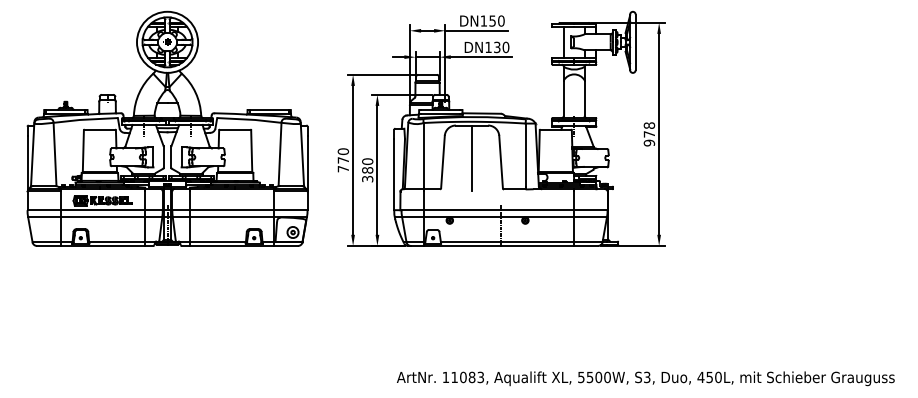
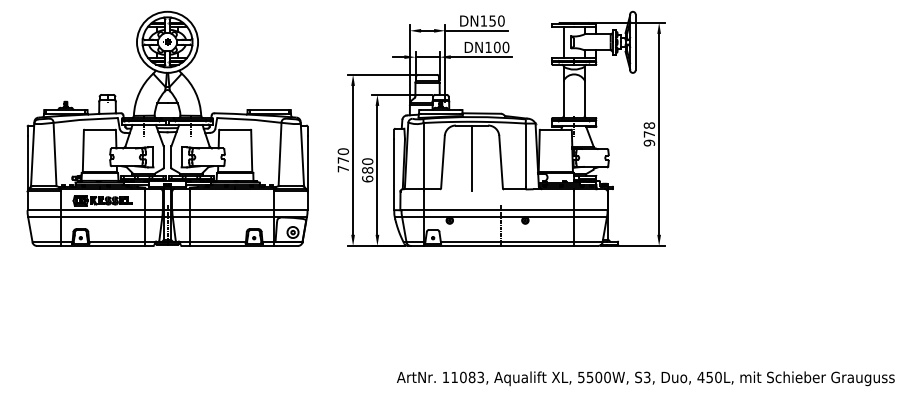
text: DN130 -> DN100 (496, 47)
text: 380 -> 680 (367, 178)
